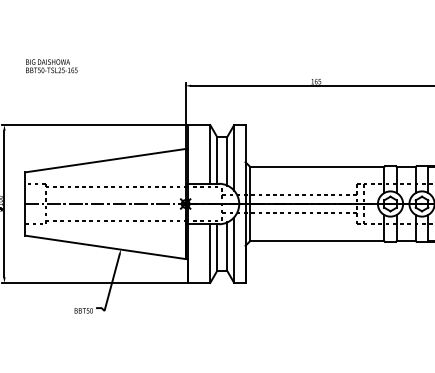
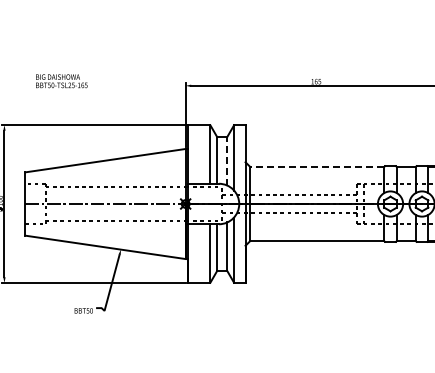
text position: (51, 66) -> (61, 81) (61, 81)
line: solid -> dashed (227, 160)
line: solid -> dashed (317, 166)
